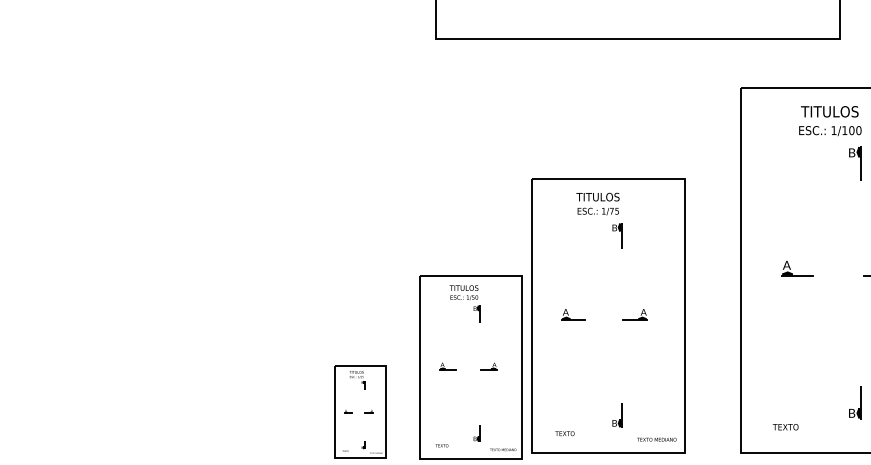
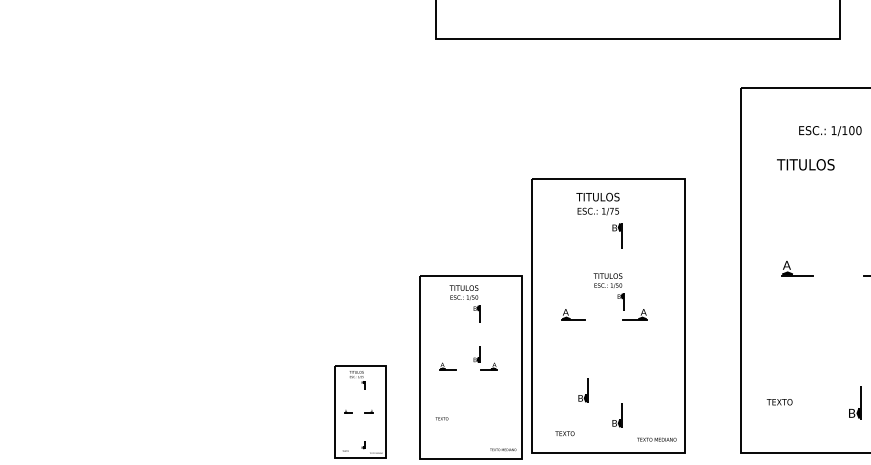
text position: (829, 111) -> (805, 164) (805, 164)
part: present -> none (855, 163)
part: none -> present (608, 291)
part: none -> present (583, 390)
text position: (785, 427) -> (779, 402) (779, 402)
part position: (476, 433) -> (476, 354) (476, 354)
text position: (441, 445) -> (441, 418) (441, 418)
